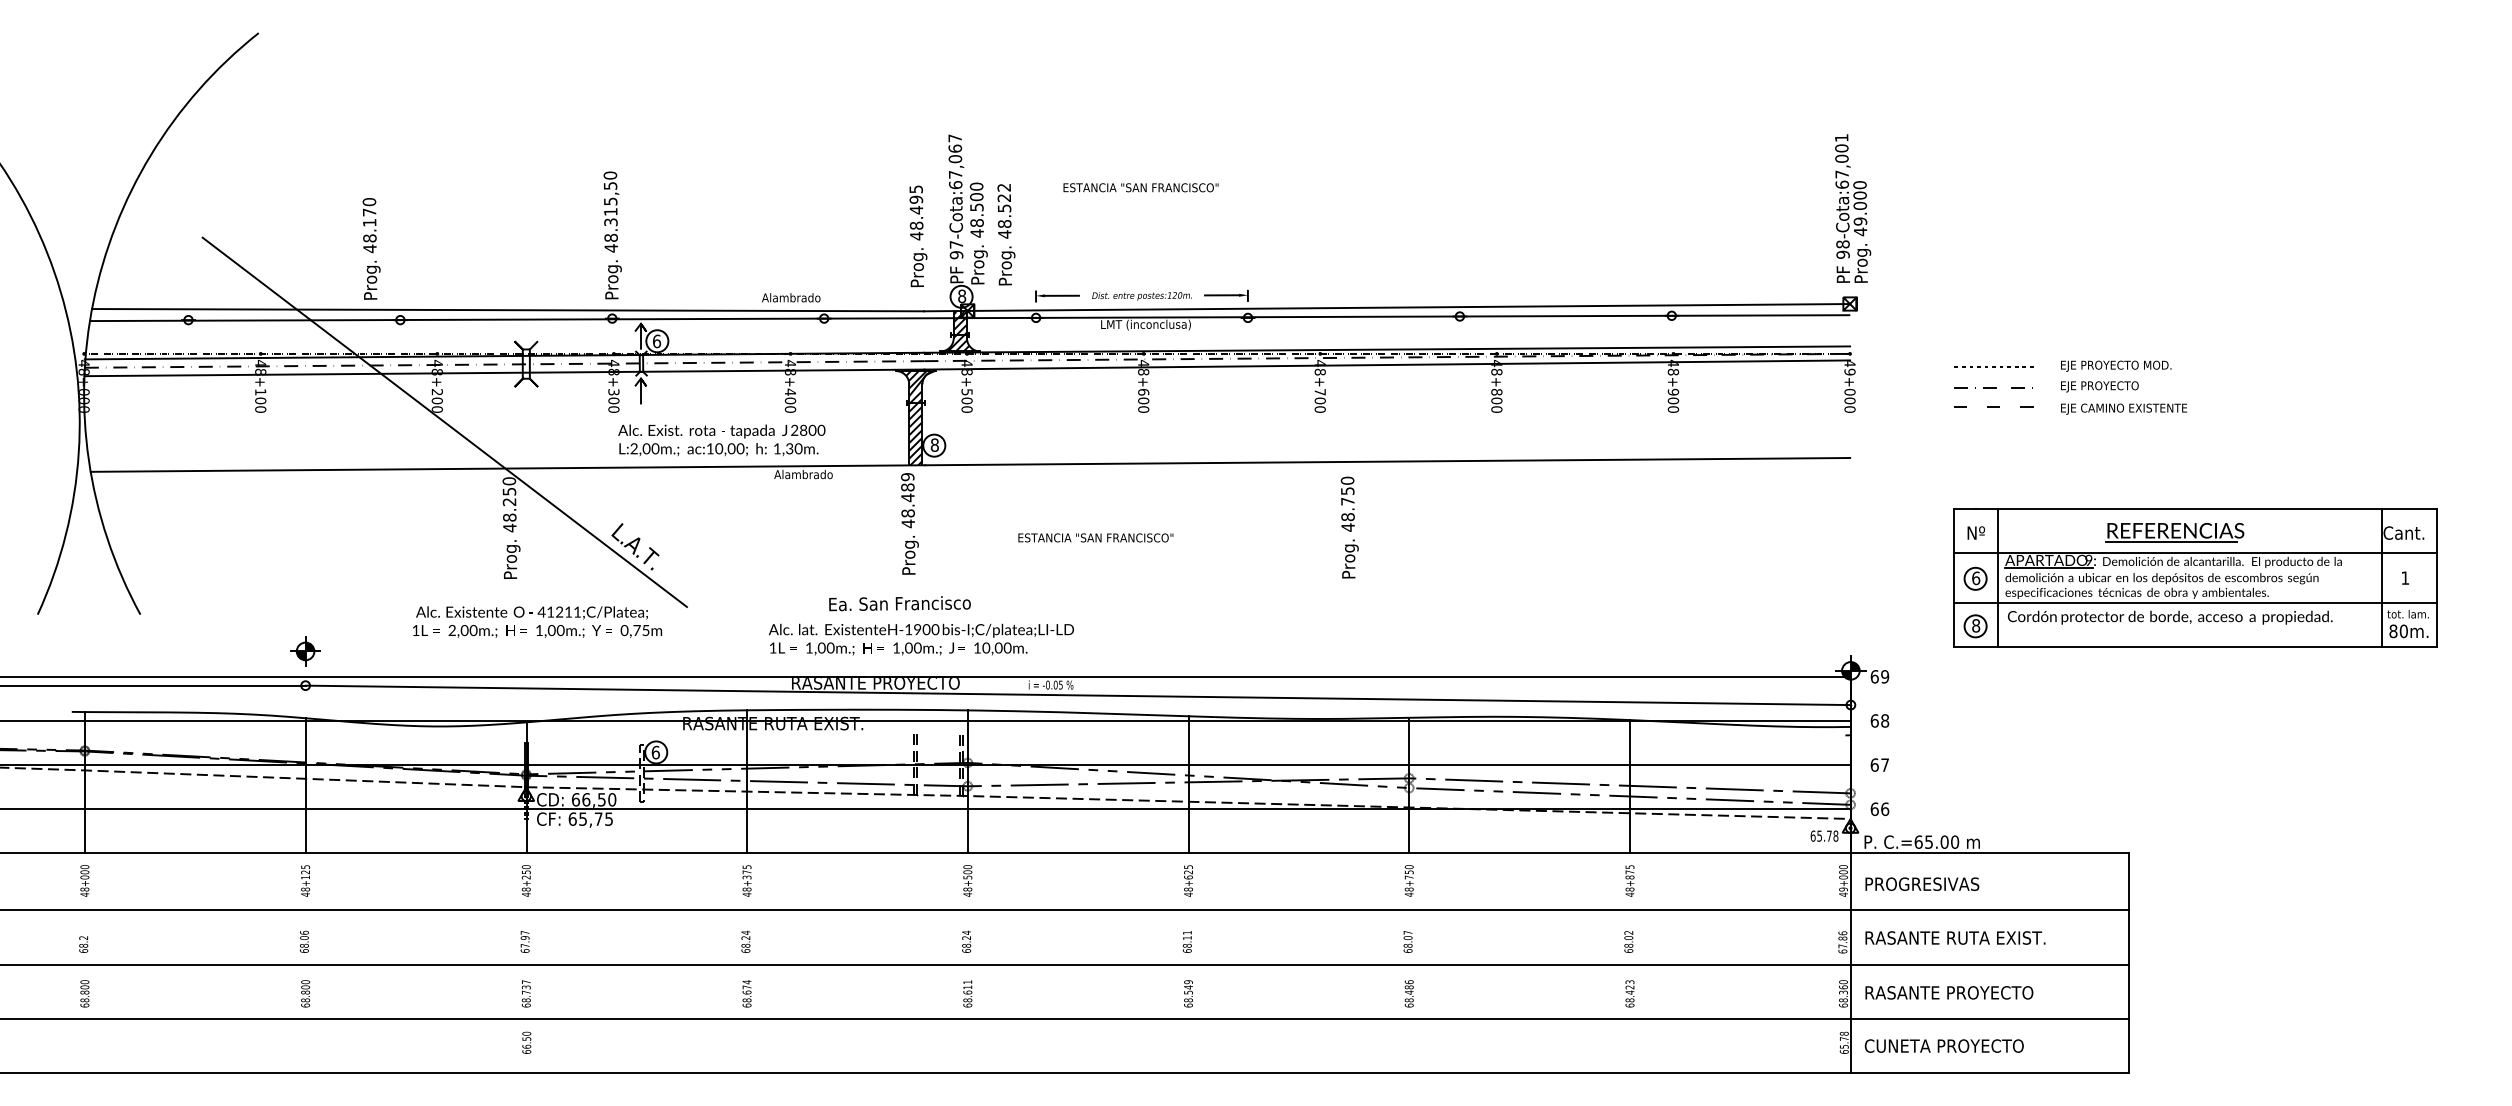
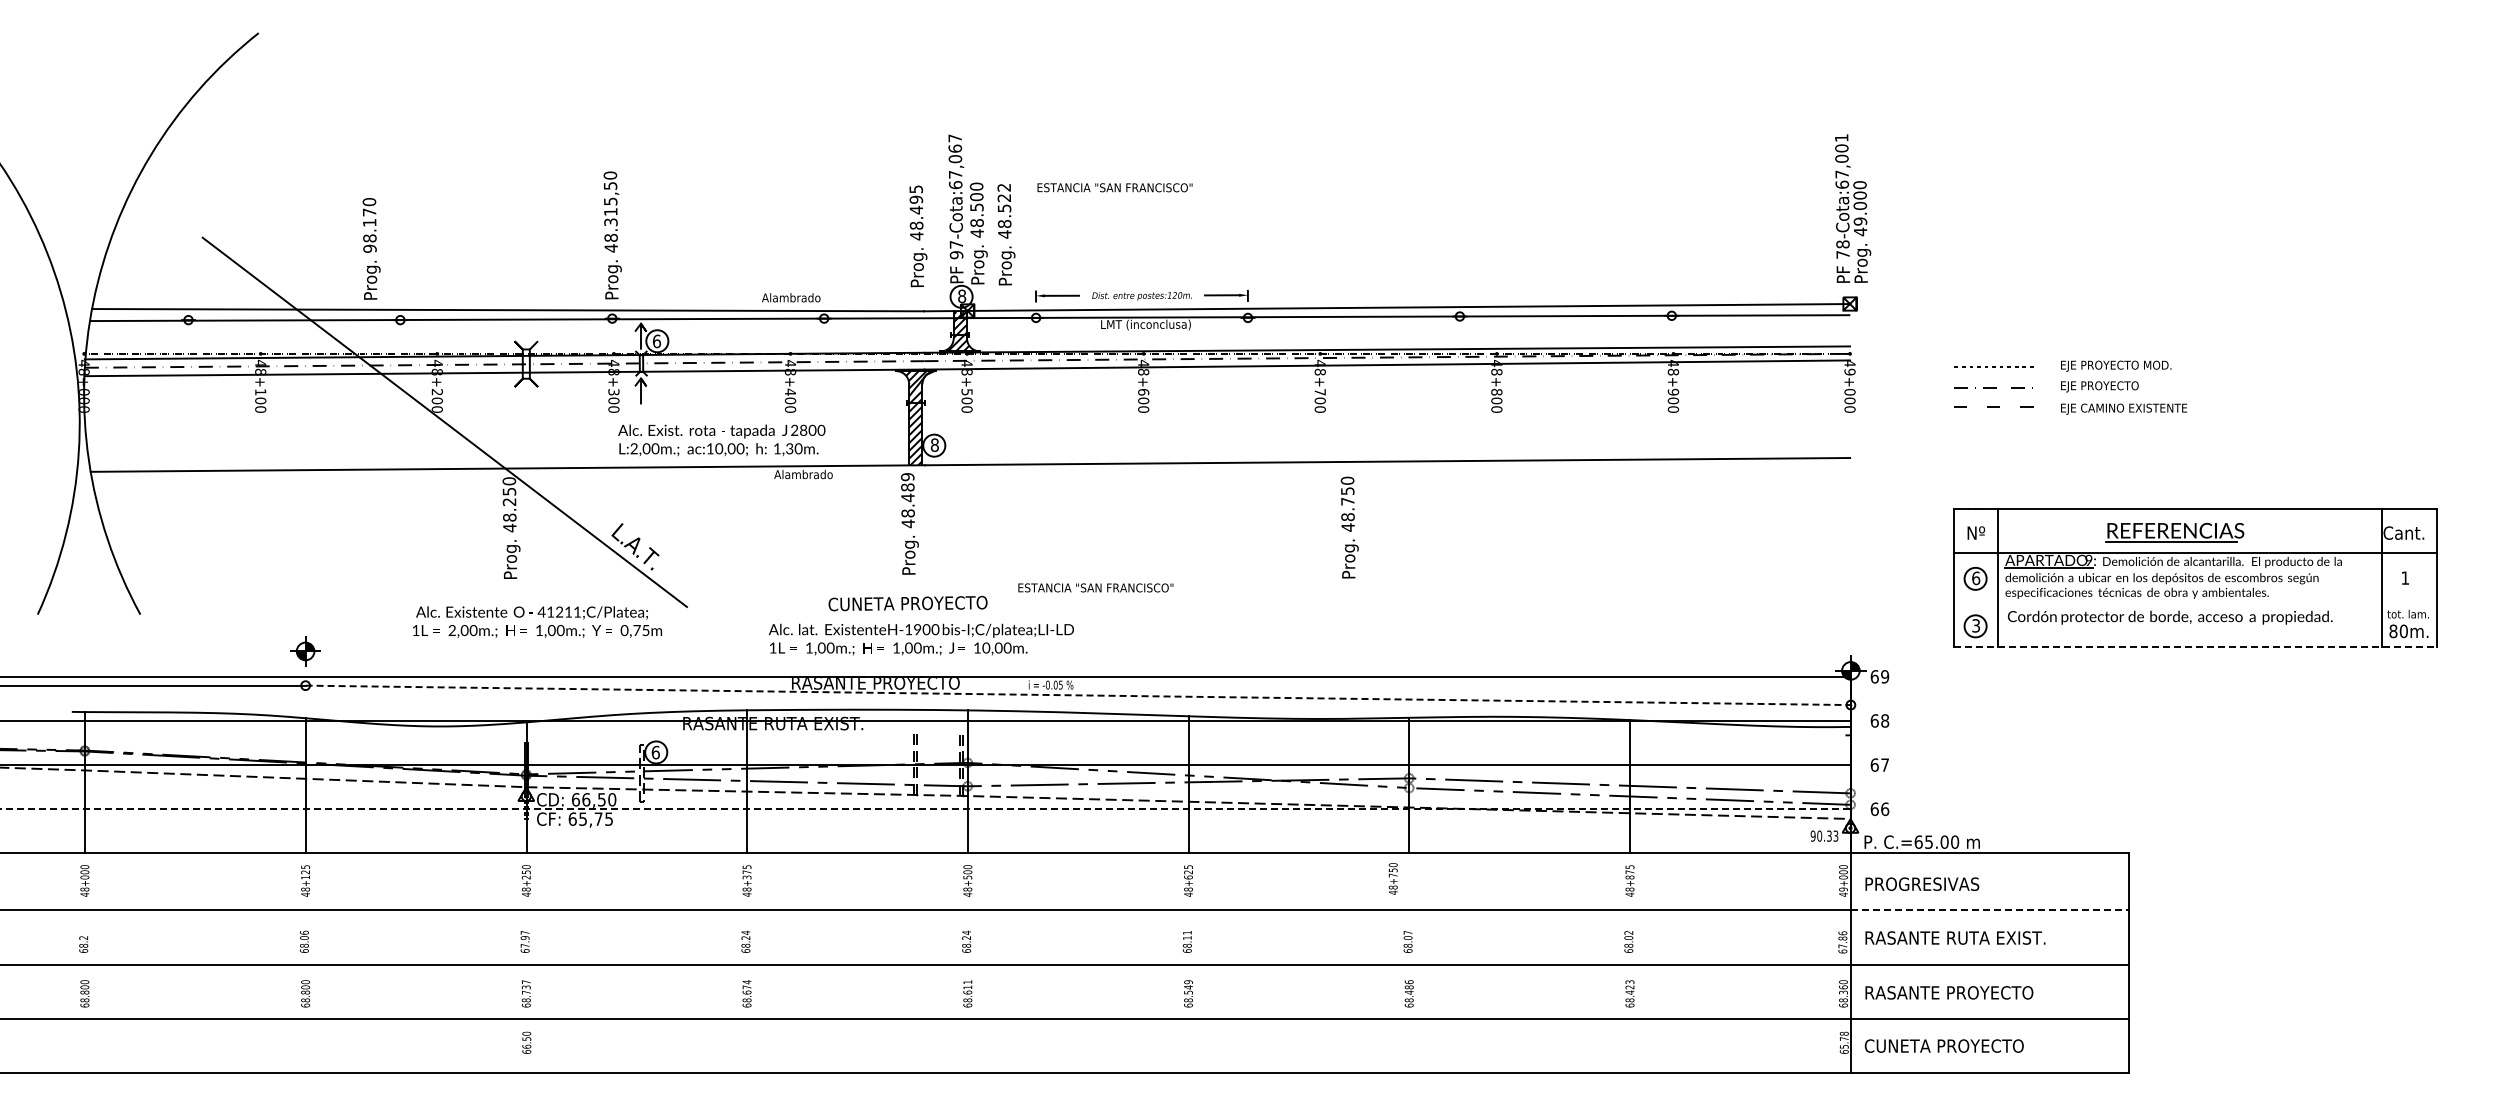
text position: (1140, 187) -> (1114, 187) (1114, 187)
text: 48.170 -> 98.170 (369, 248)
text: 98-Cota:67,001 -> 78-Cota:67,001 (1842, 254)
text position: (1095, 537) -> (1095, 587) (1095, 587)
text: Ea. San Francisco -> CUNETA PROYECTO (907, 603)
line: present -> none (2195, 603)
text: 8 -> 3 (1976, 625)
line: solid -> dashed (2195, 647)
line: solid -> dashed (1078, 695)
line: solid -> dashed (926, 809)
text: 65.78 -> 90.33 (1824, 835)
text position: (1408, 880) -> (1392, 878) (1392, 878)
line: solid -> dashed (1990, 909)
